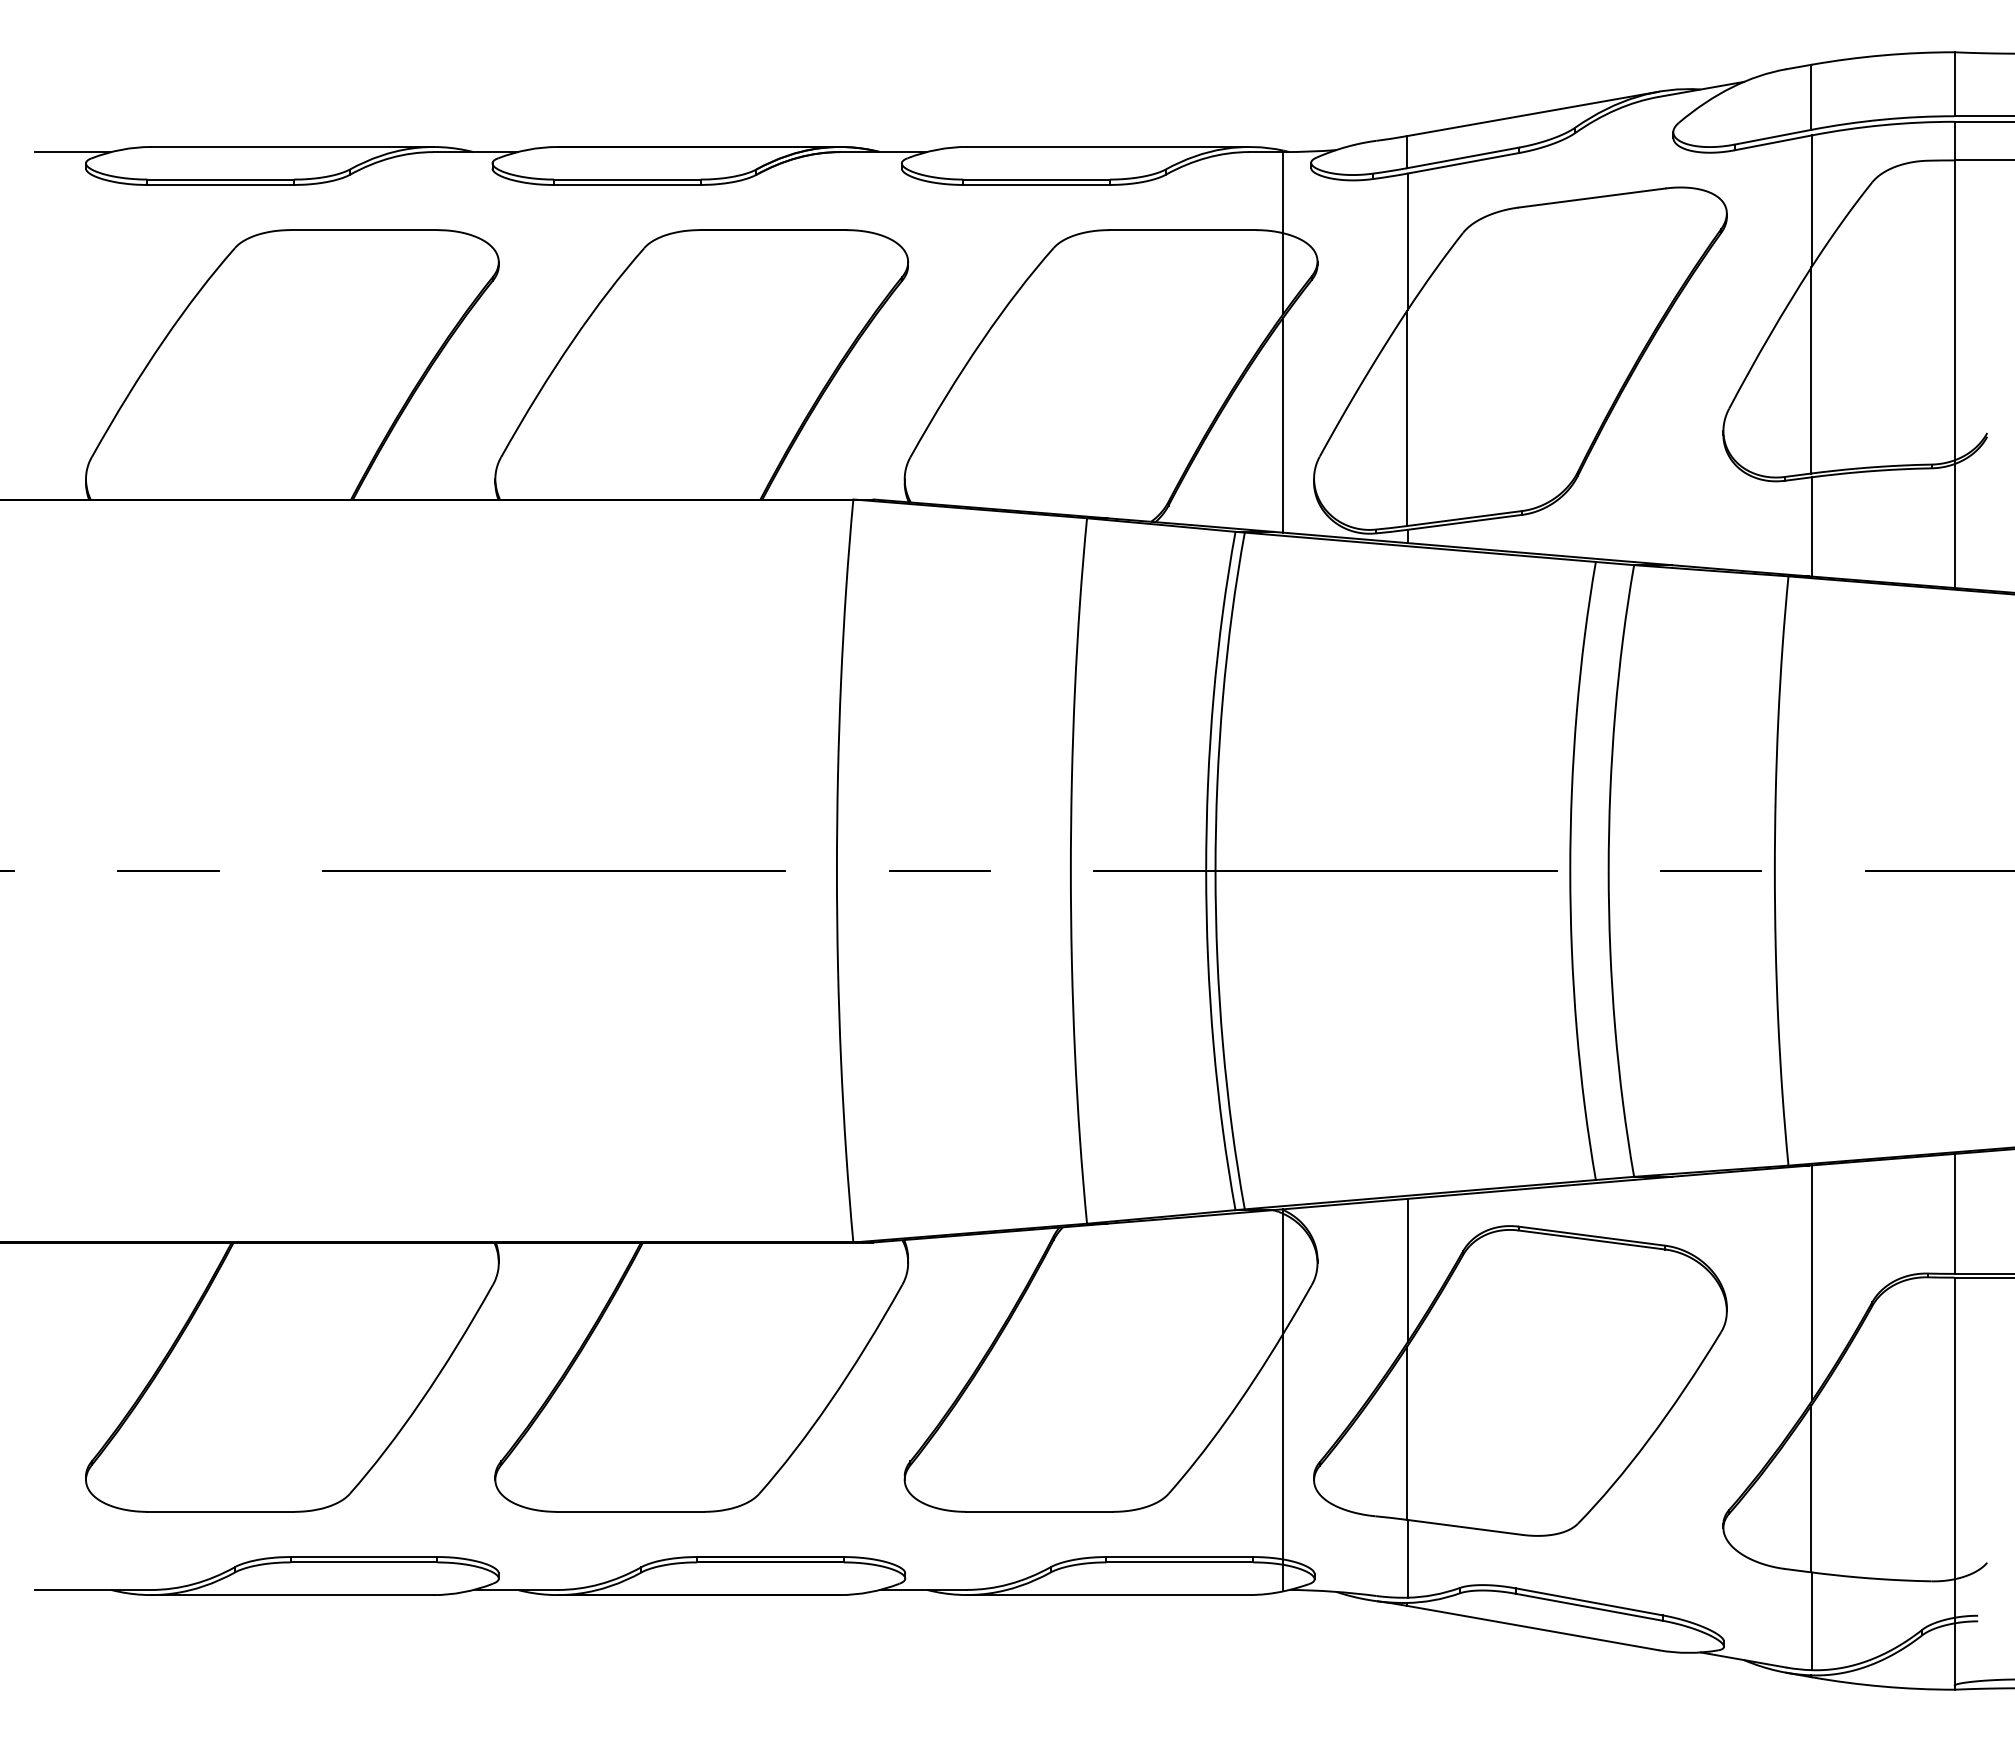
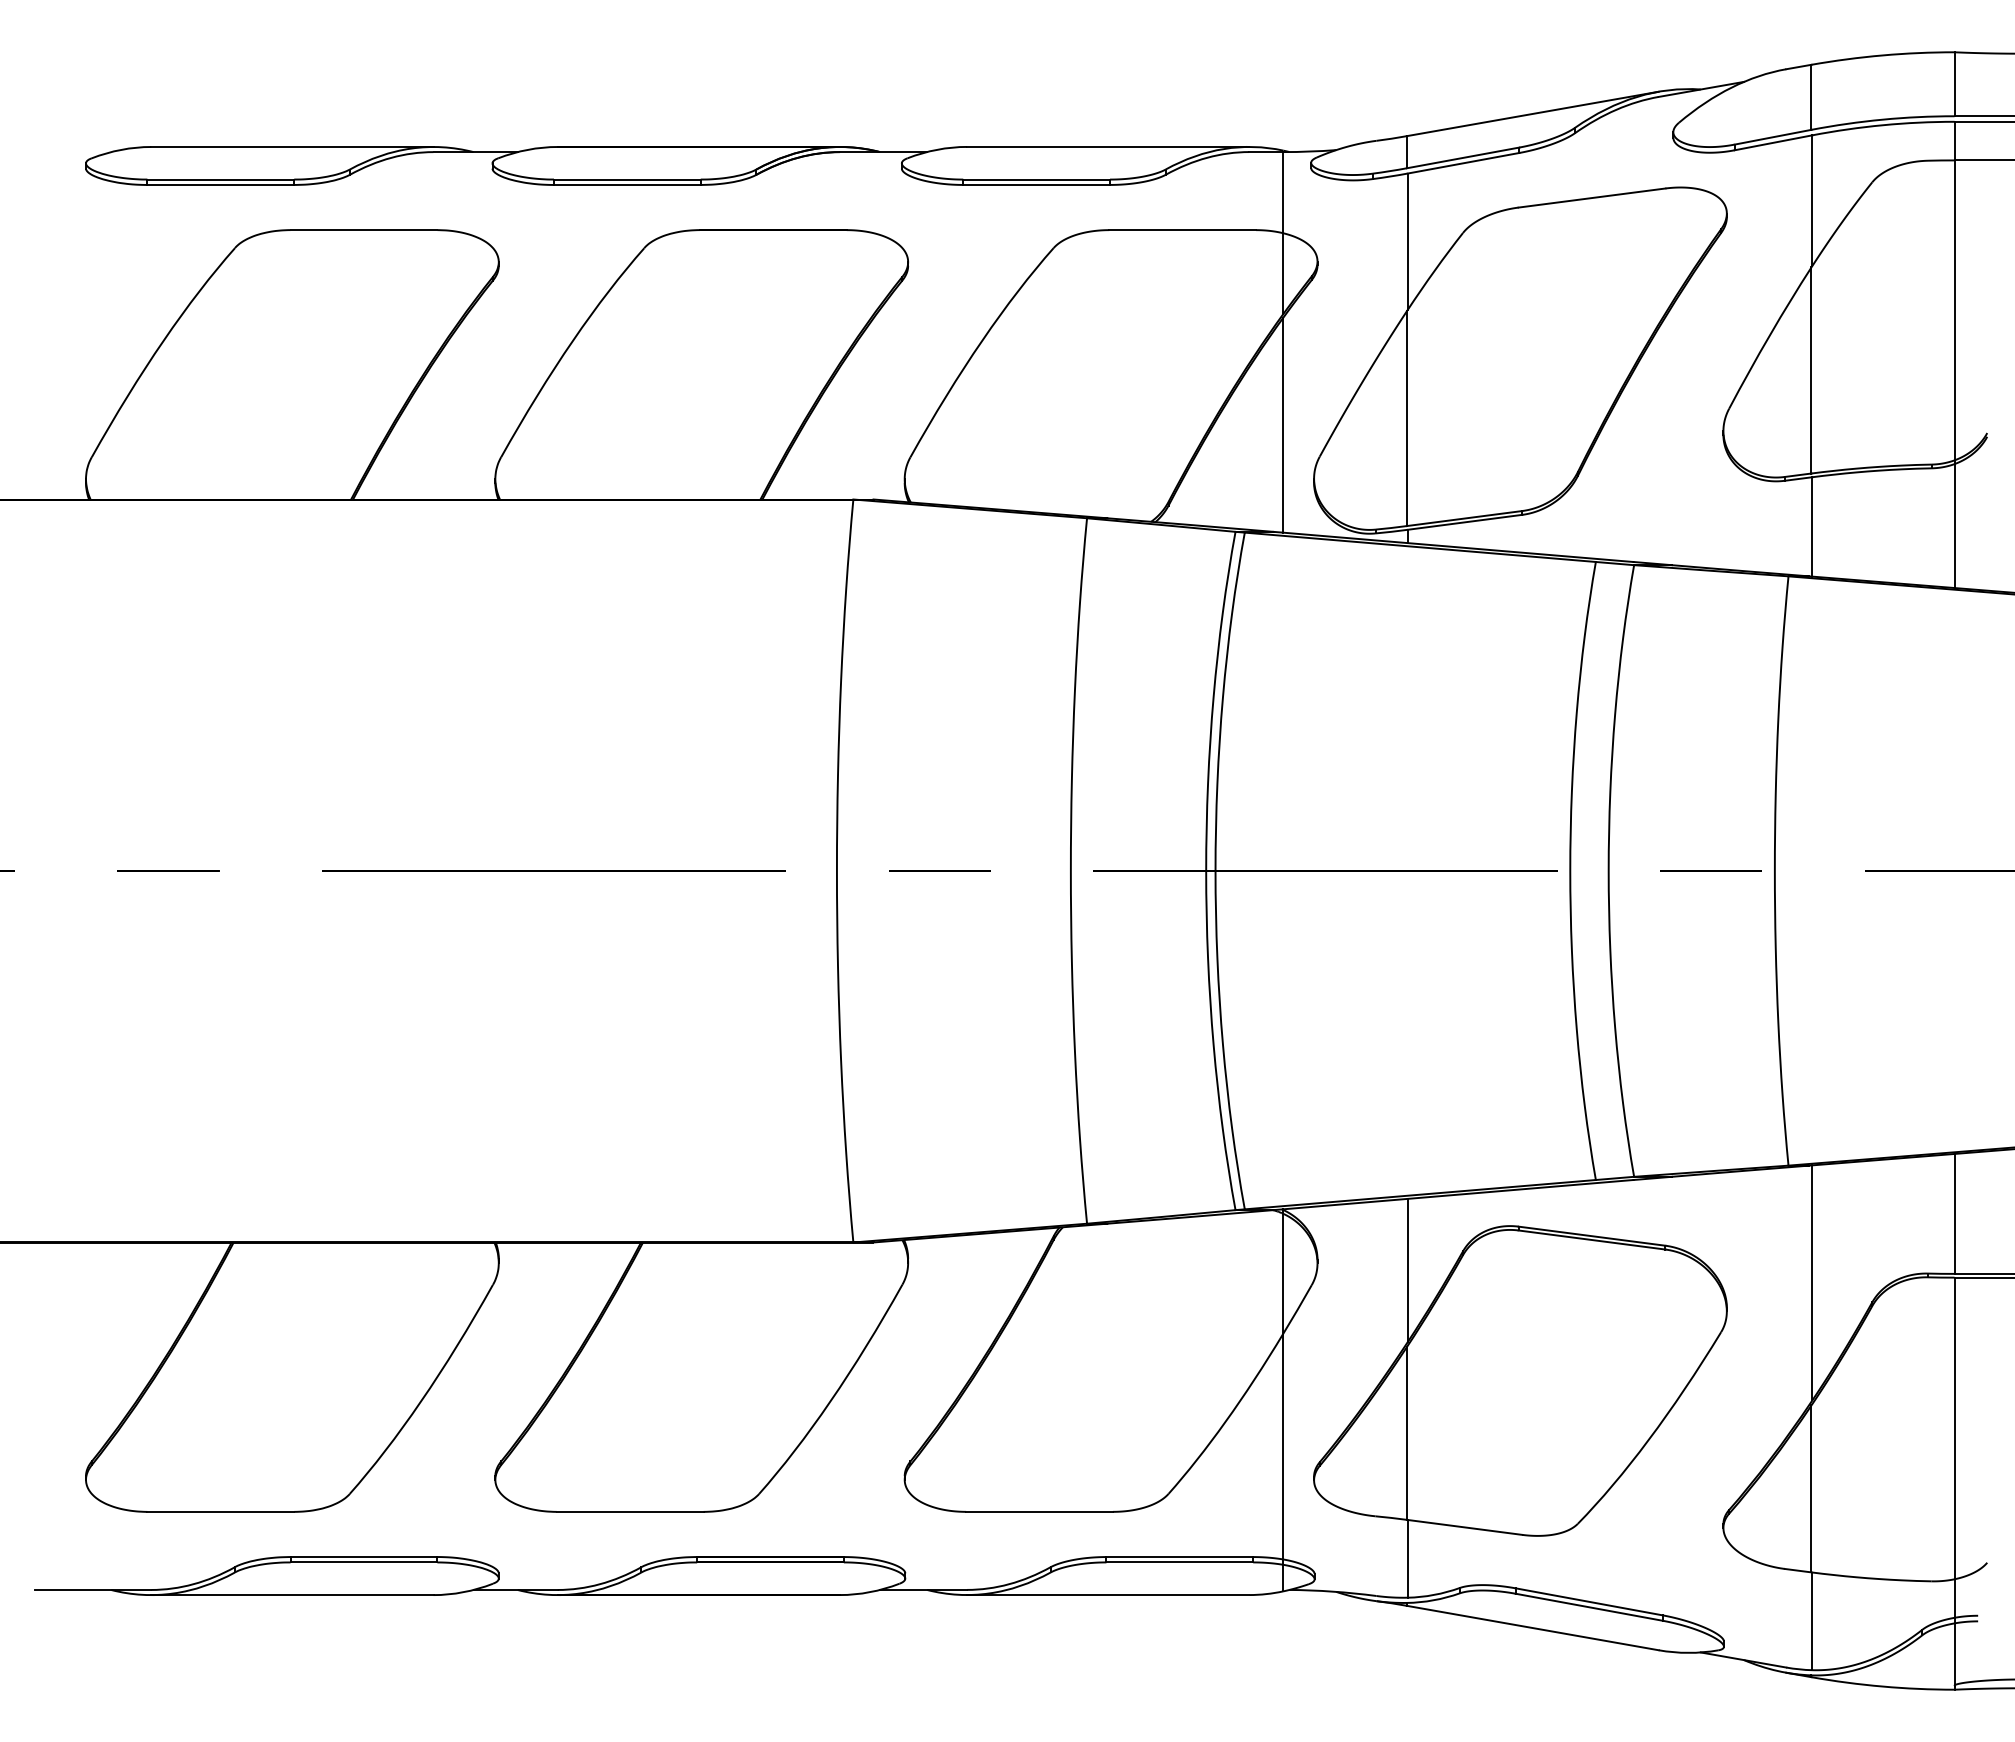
line: present -> none (72, 152)
